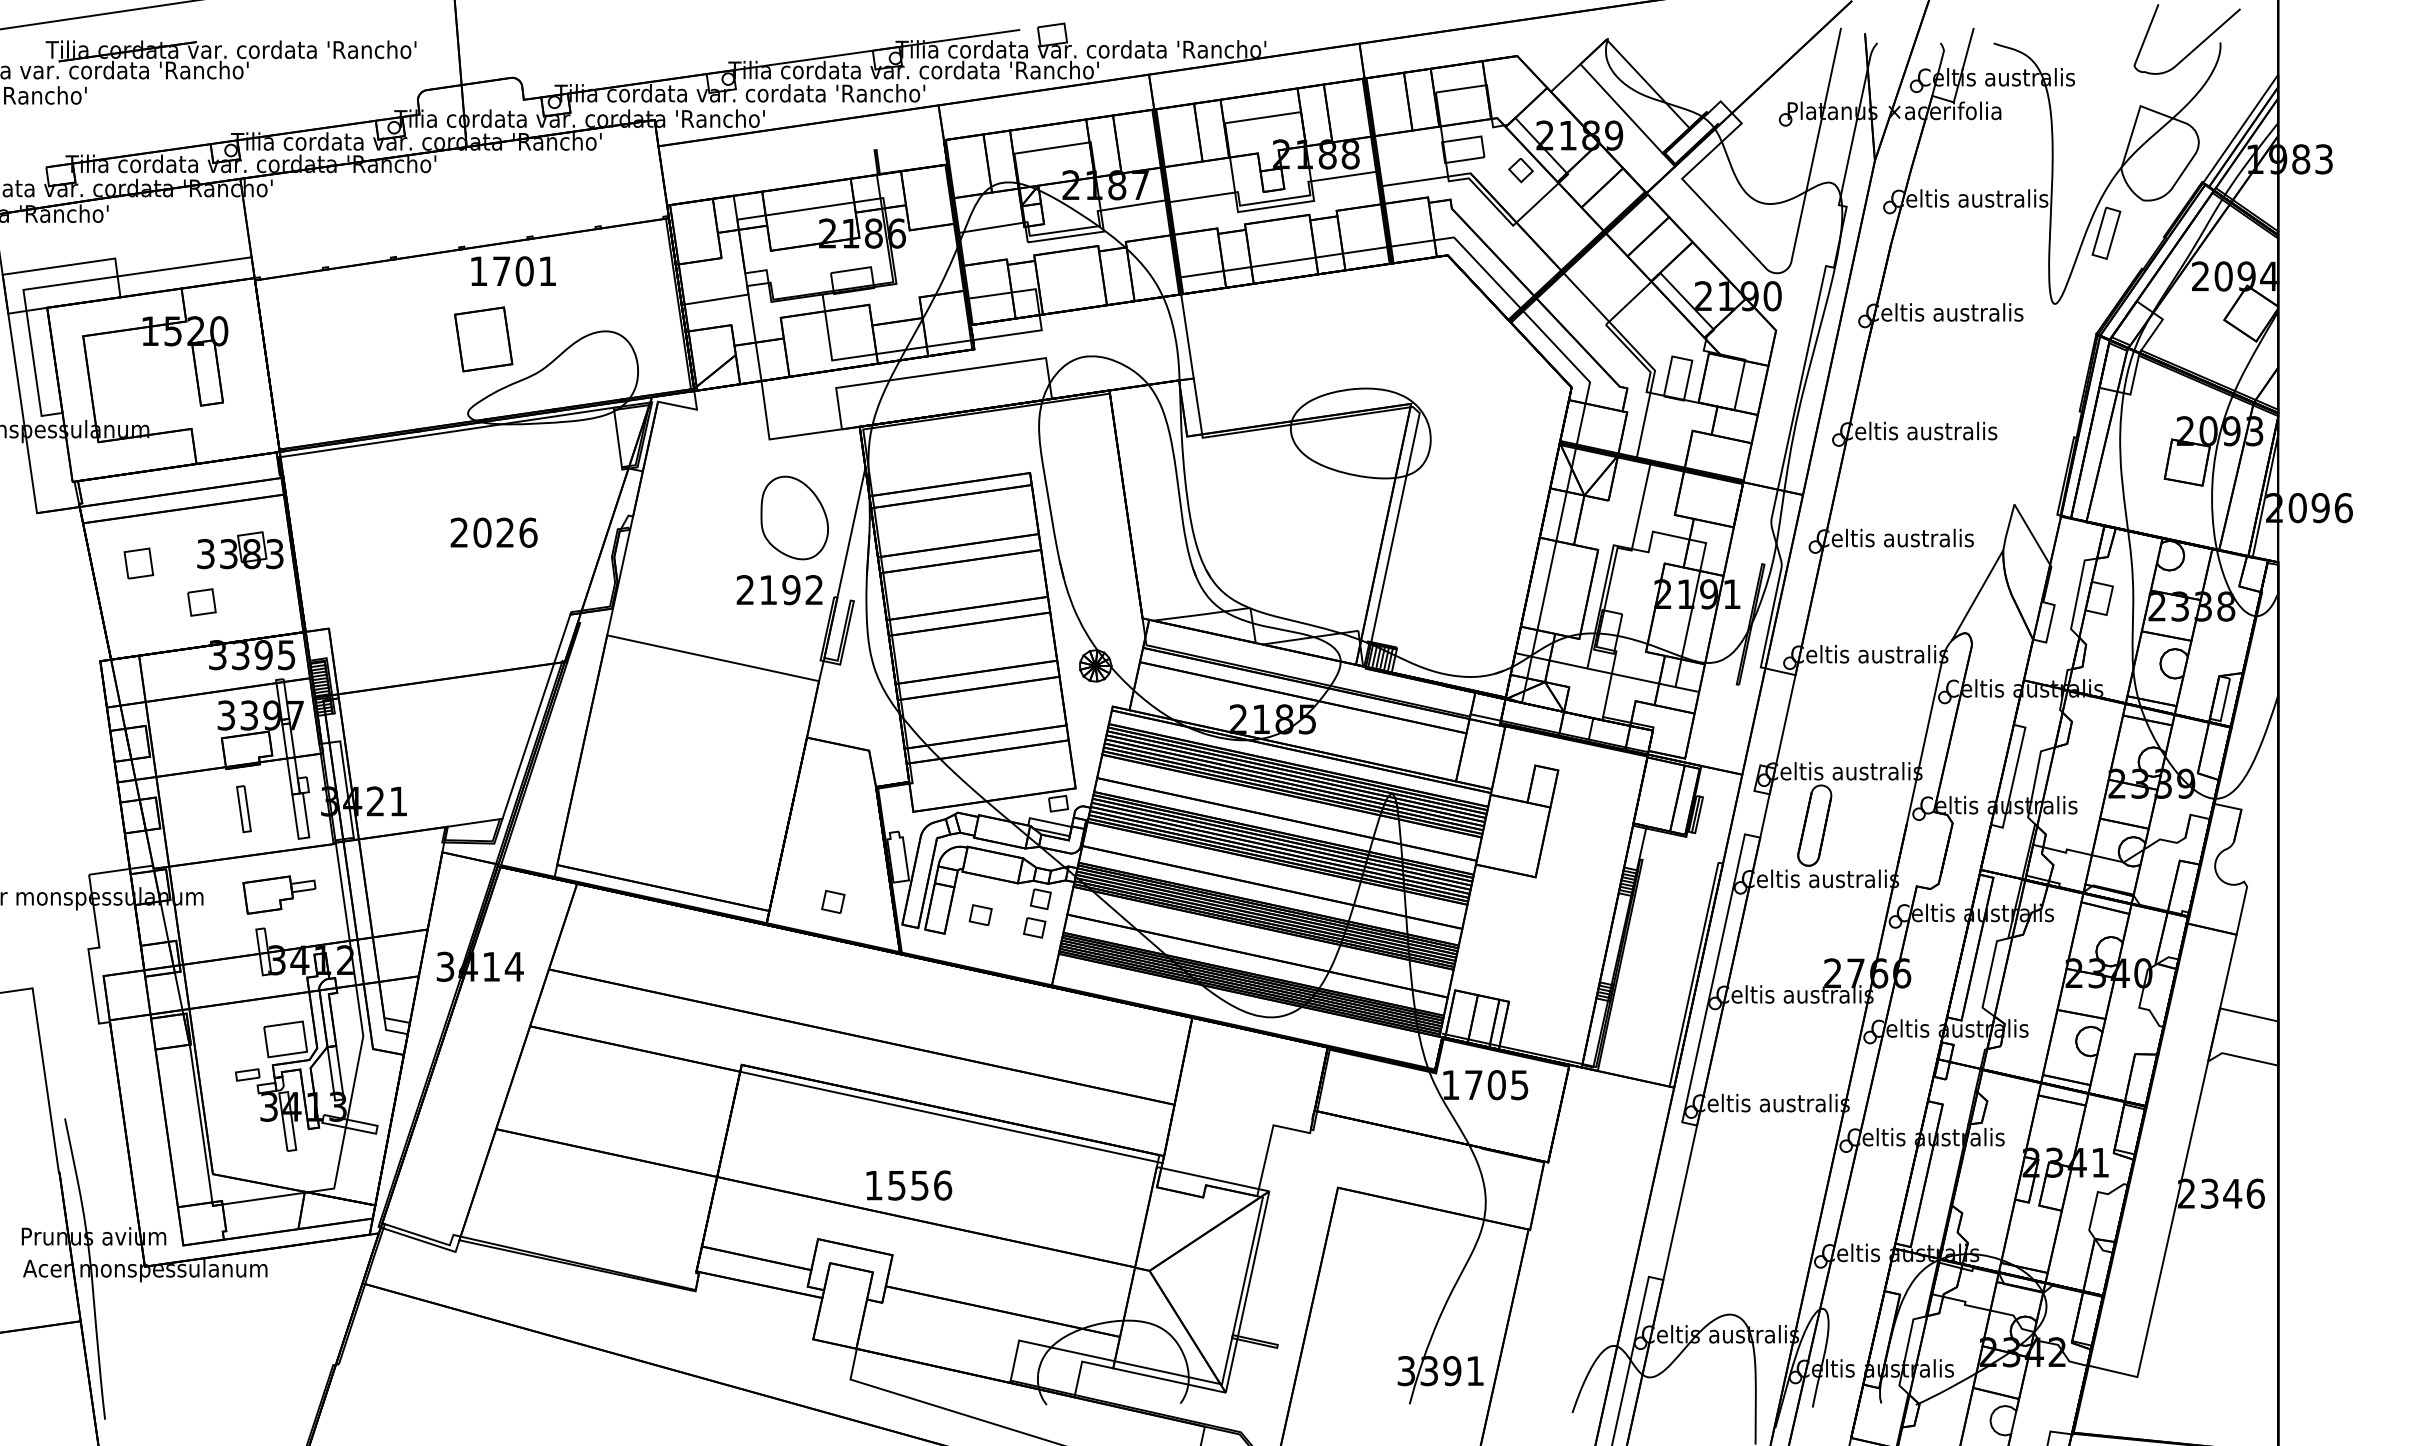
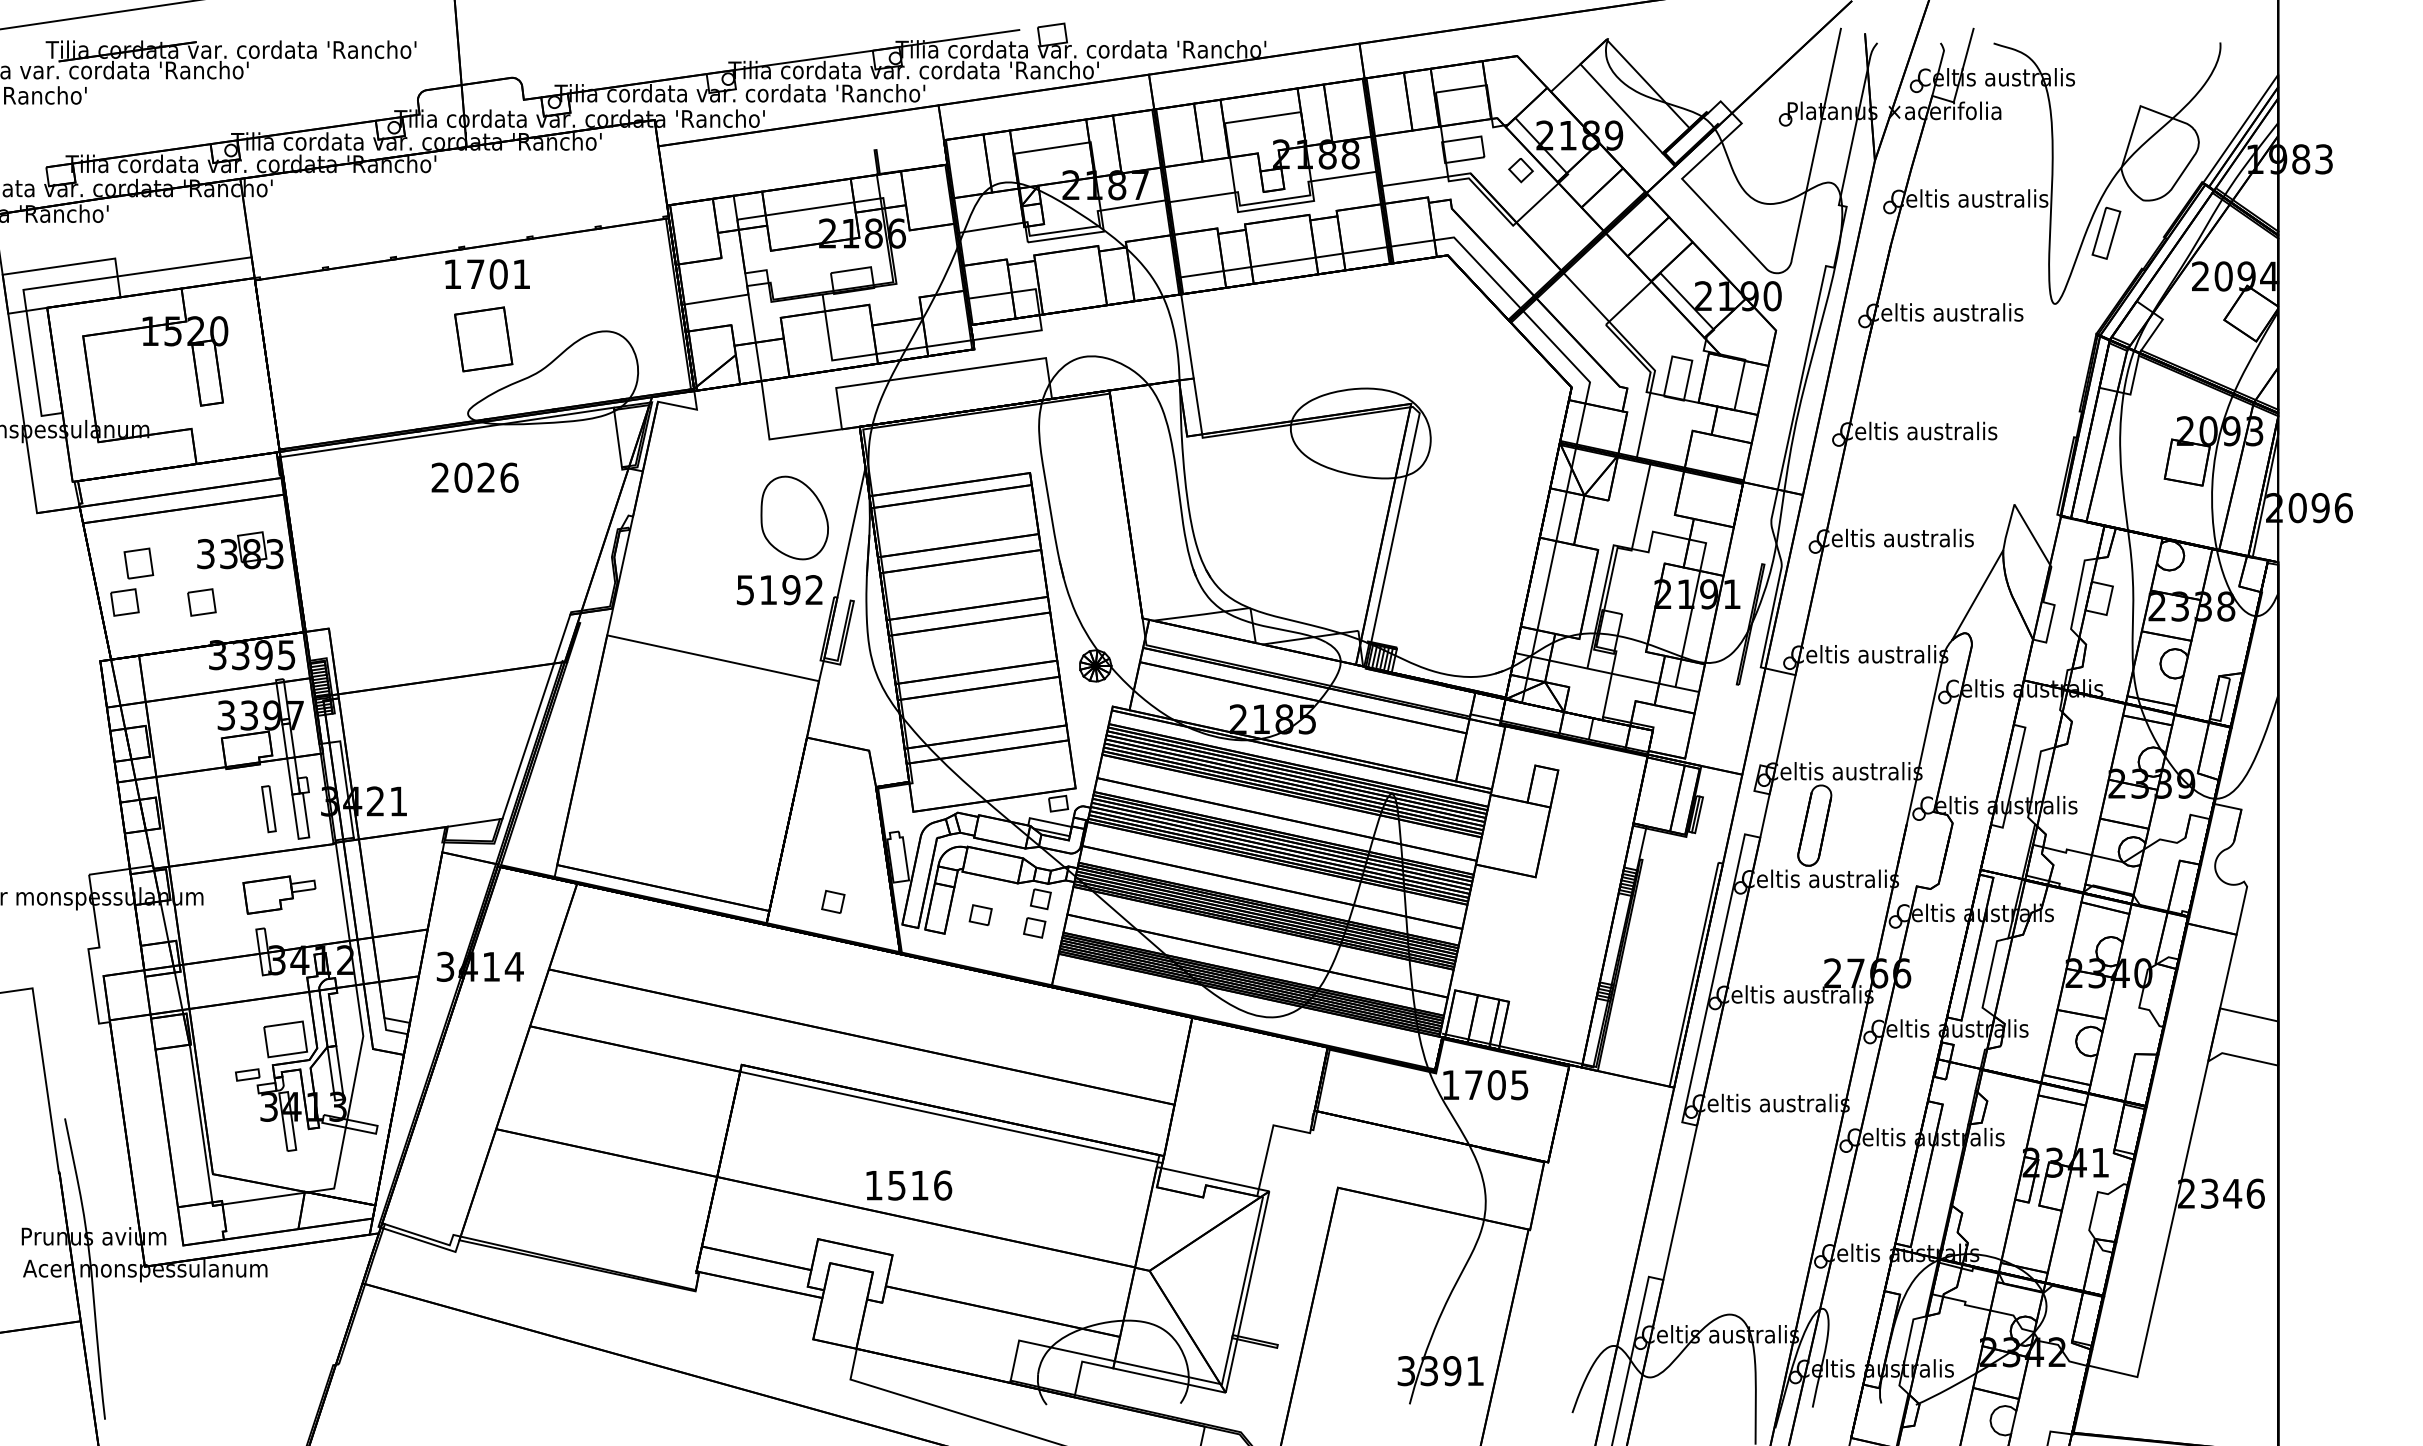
curve: present -> none (2195, 47)
text position: (513, 271) -> (487, 274) (487, 274)
text position: (493, 532) -> (474, 477) (474, 477)
text: 2192 -> 5192 (744, 590)
part: none -> present (124, 602)
part position: (243, 809) -> (268, 809) (268, 809)
text: 1556 -> 1516 (919, 1185)
